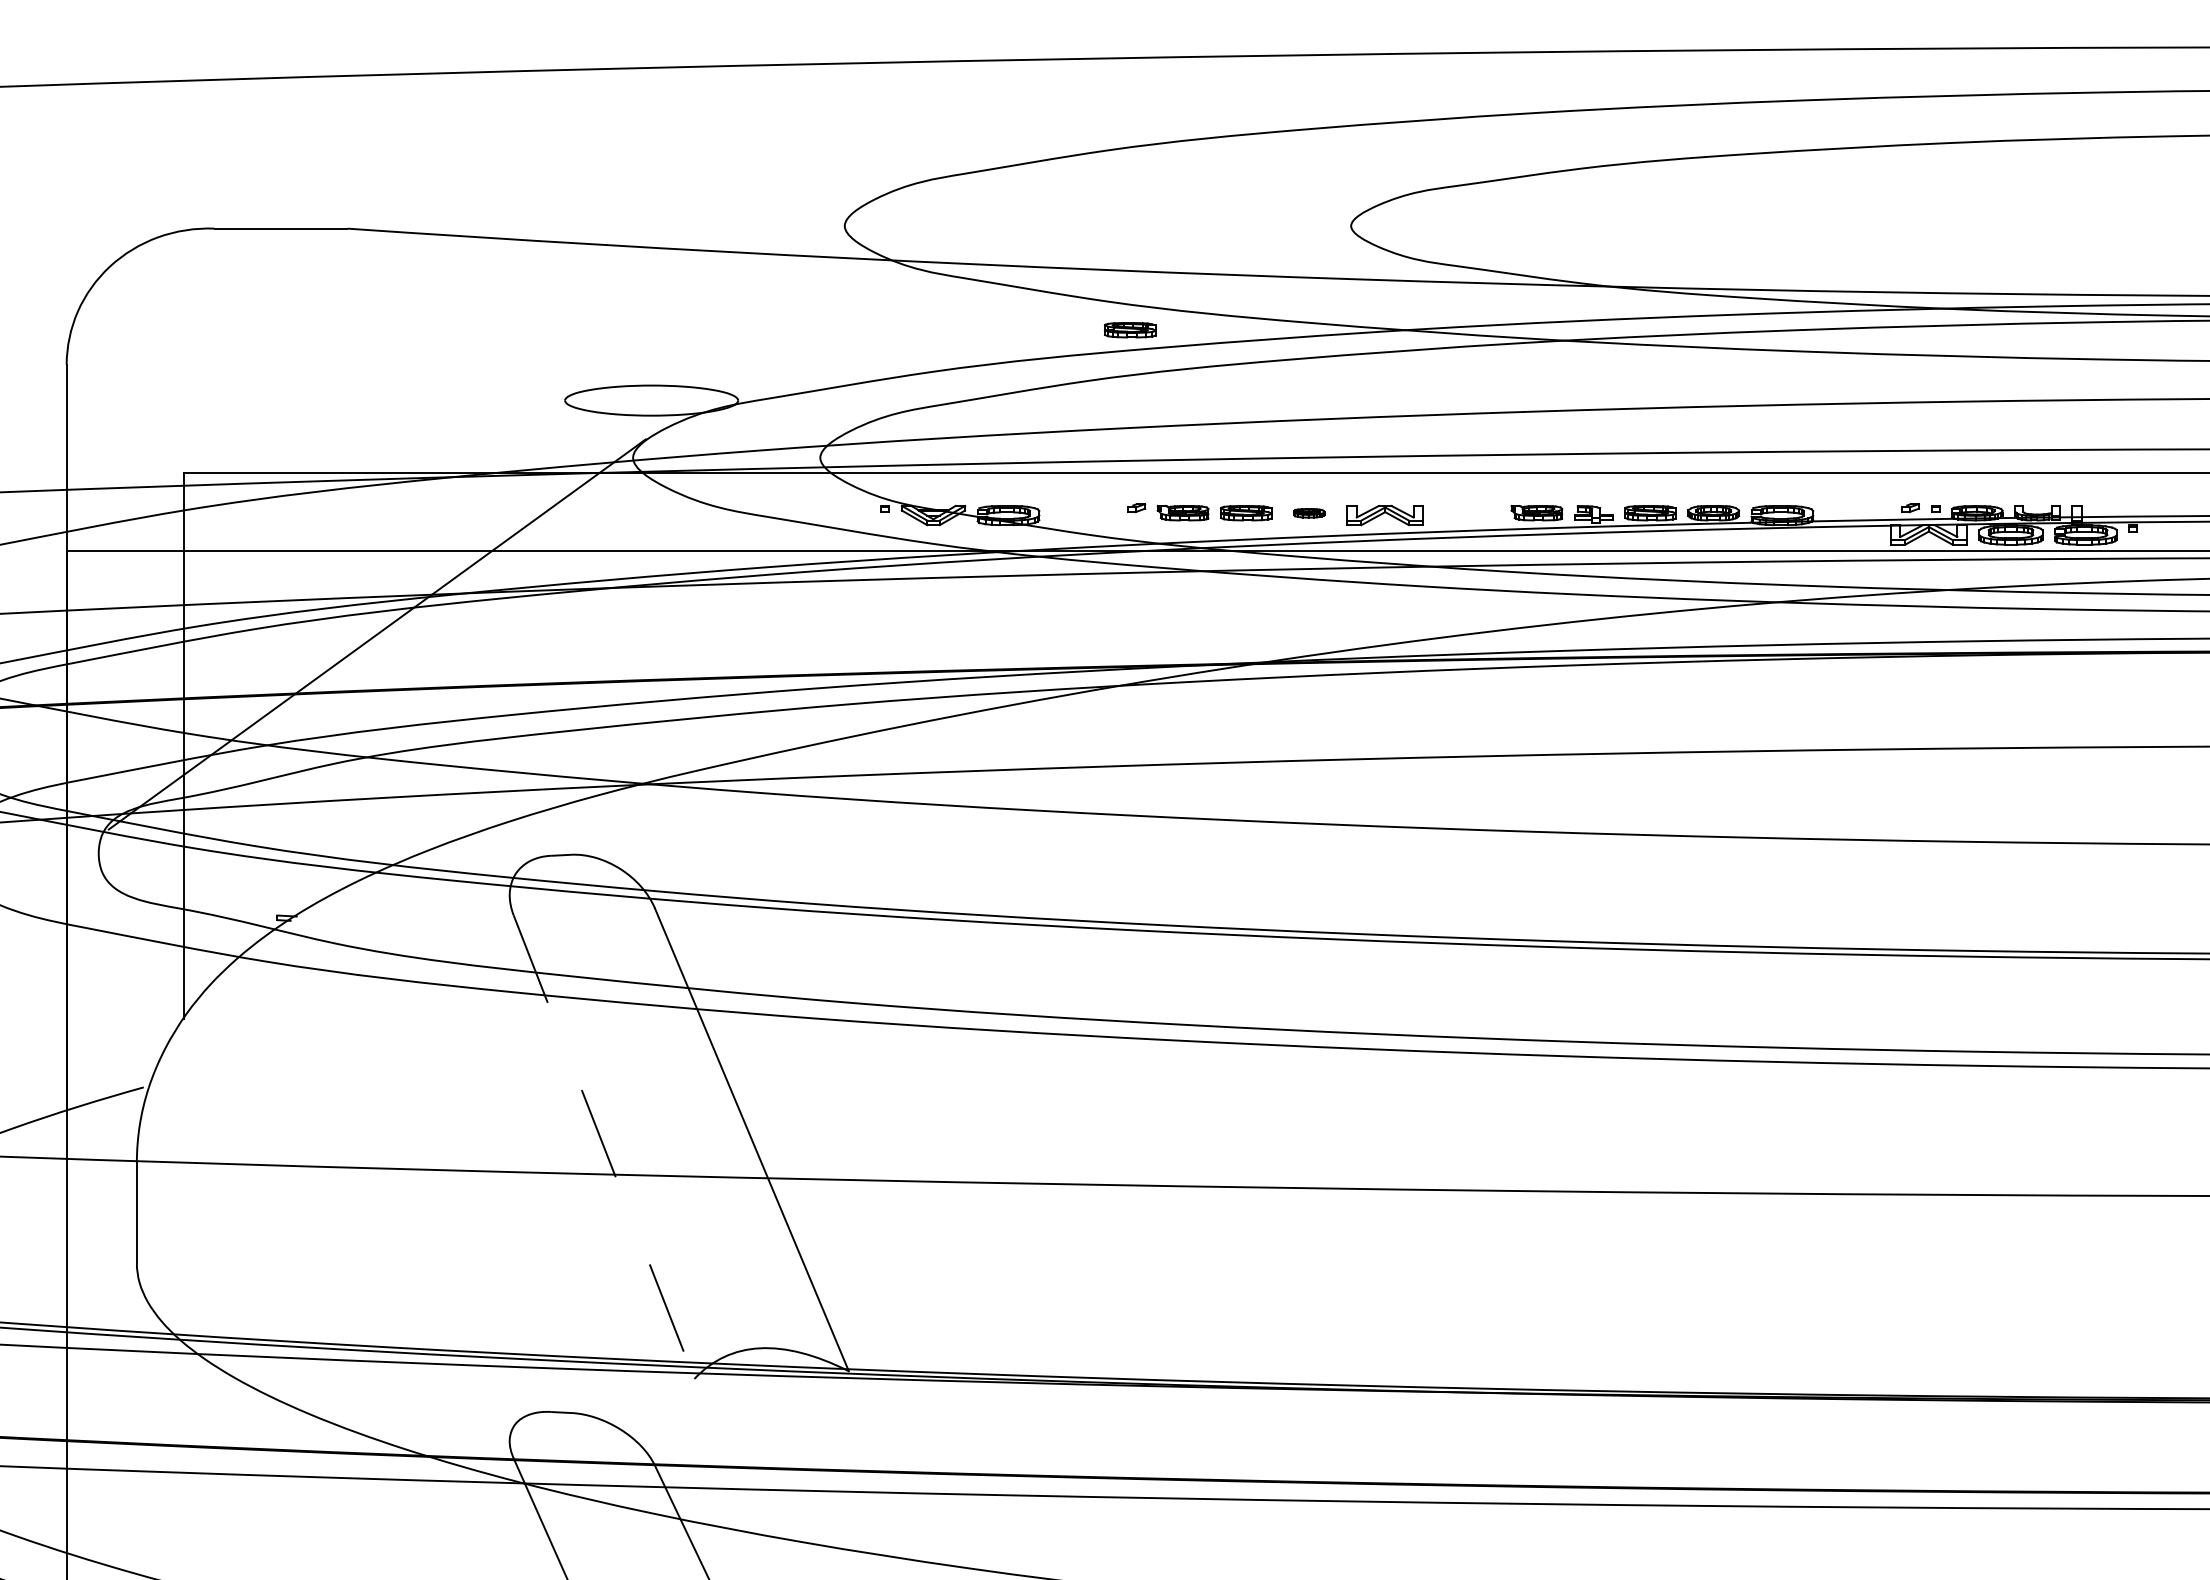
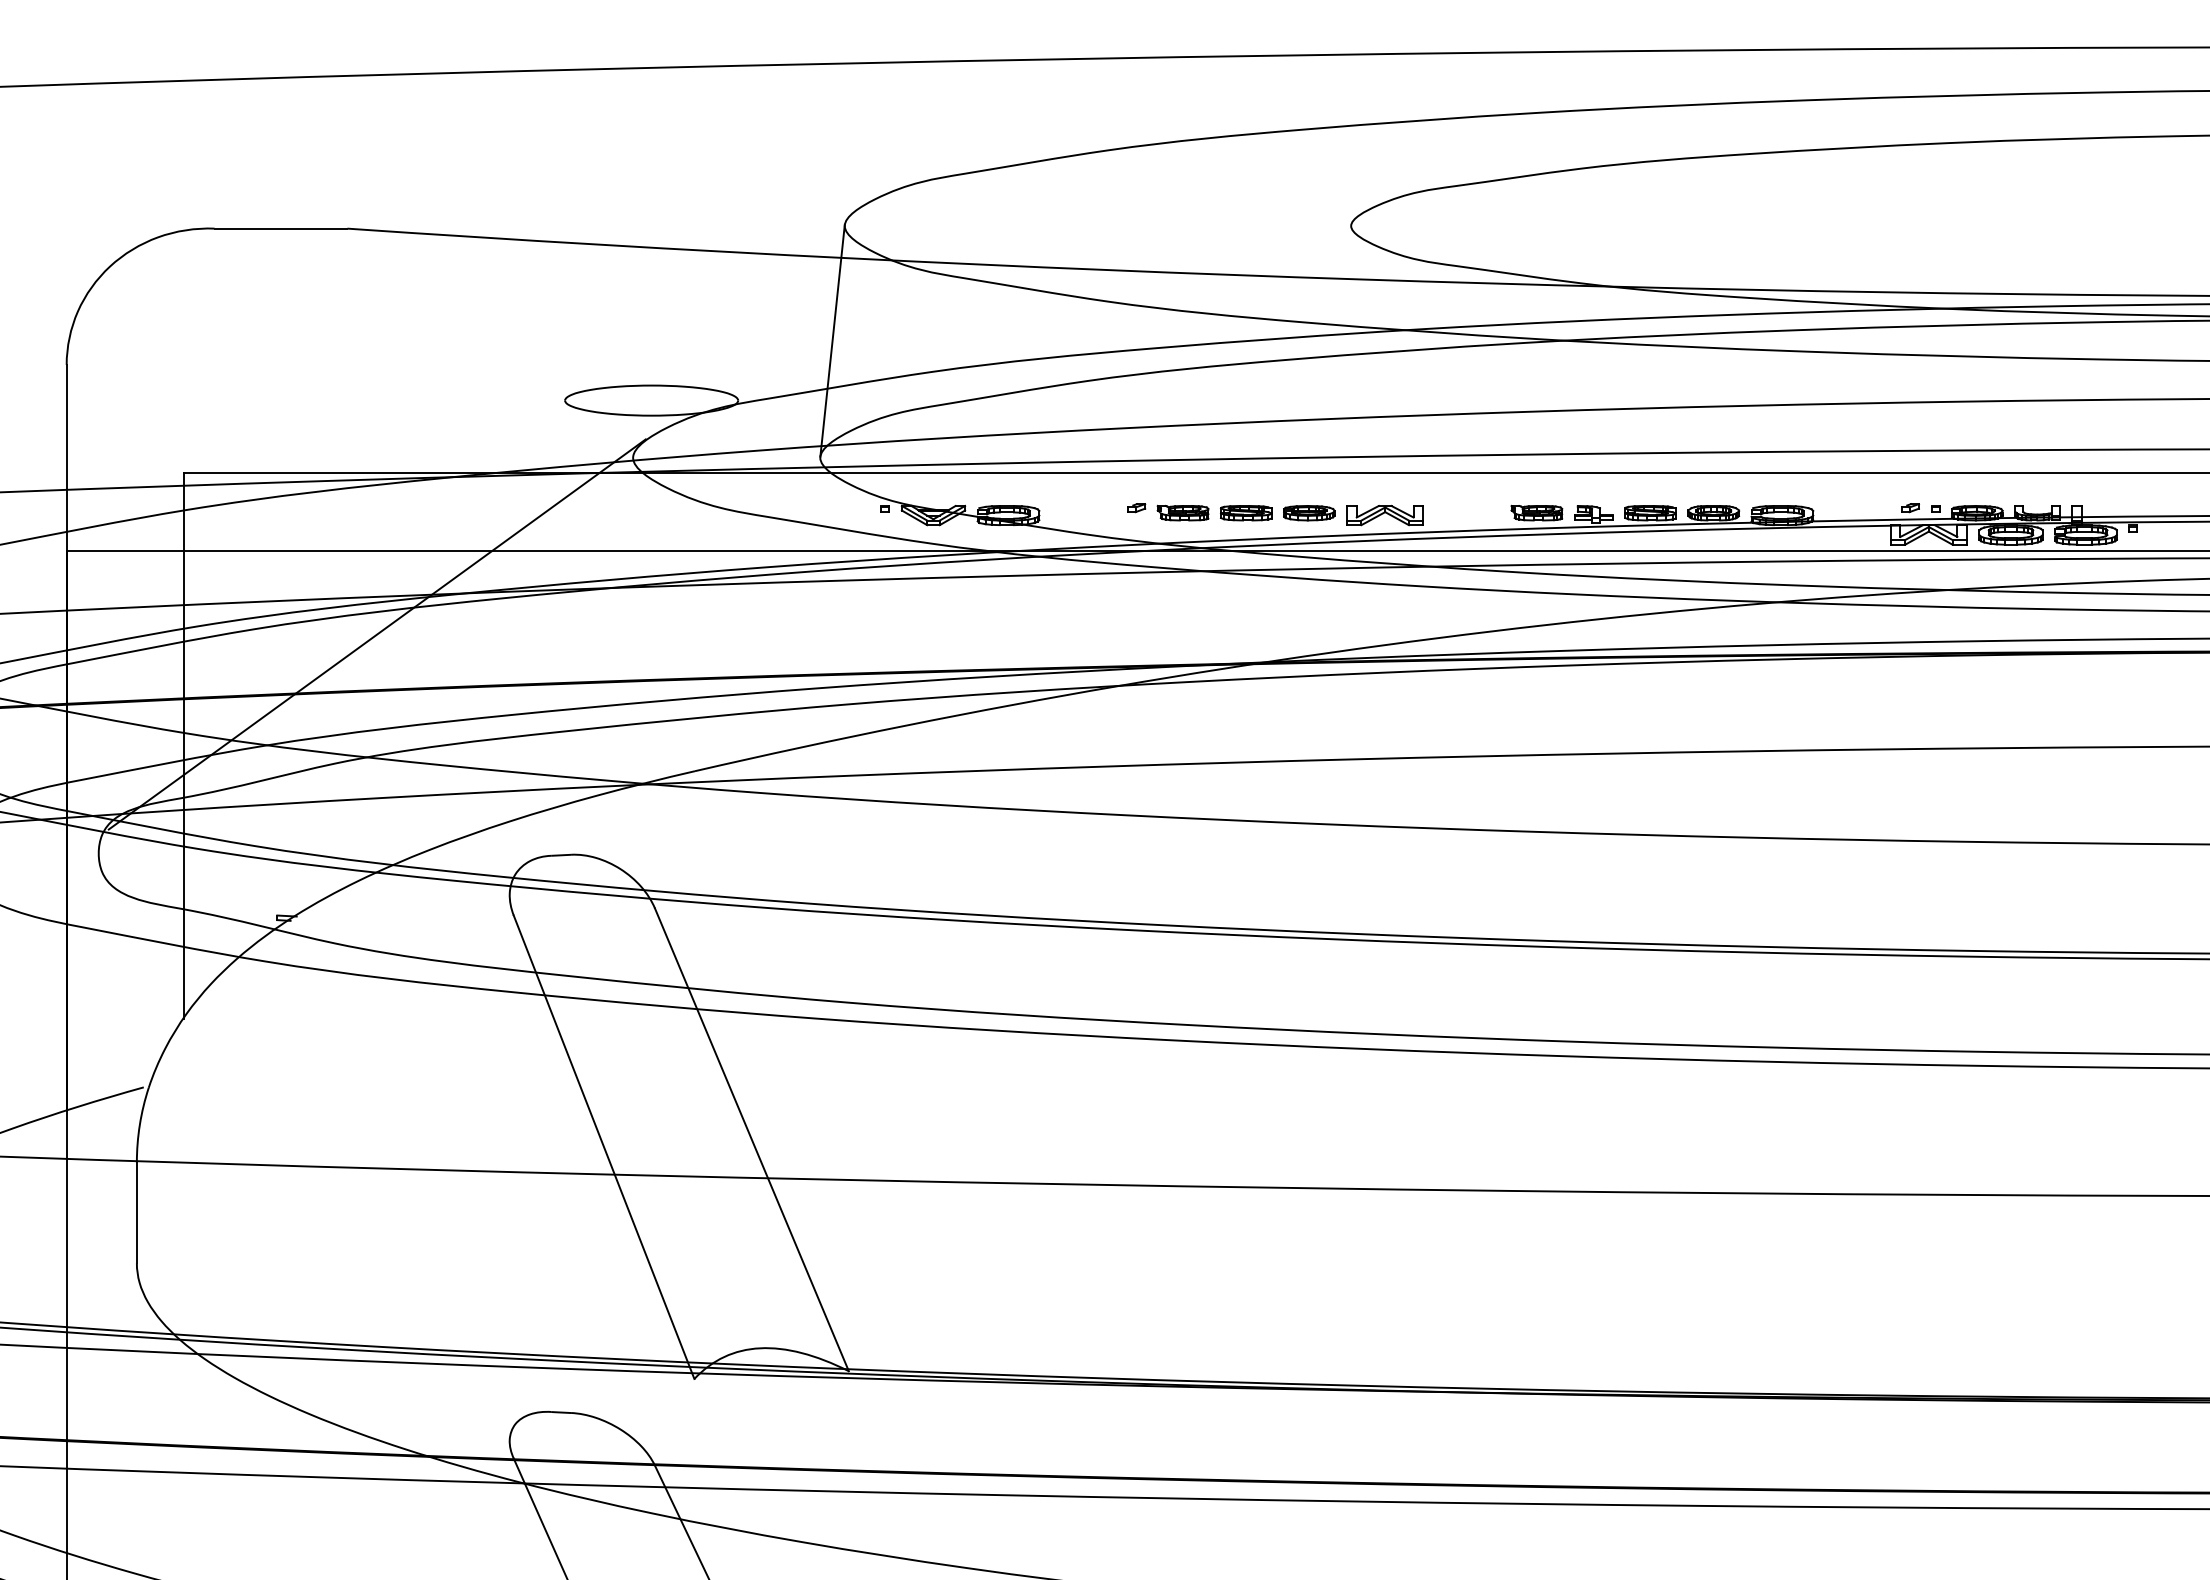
part: present -> none (1130, 330)
line: none -> present (832, 340)
part size: 33x11 px -> 53x17 px (1309, 513)
line: dashed -> solid (604, 1147)
